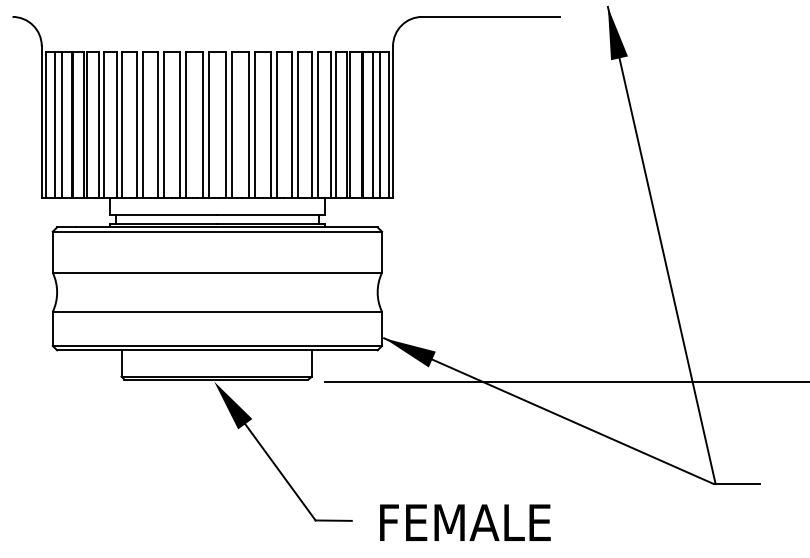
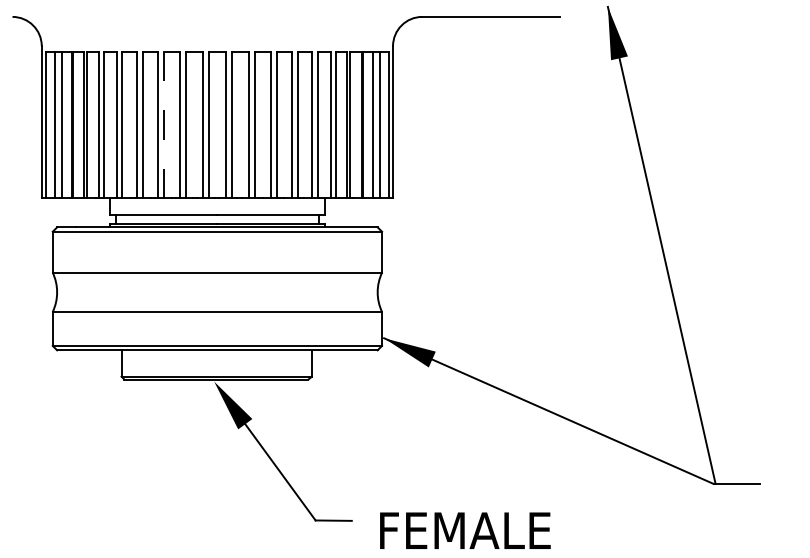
line: solid -> dashed (163, 125)
line: present -> none (565, 382)
text position: (465, 522) -> (465, 530) (465, 530)
